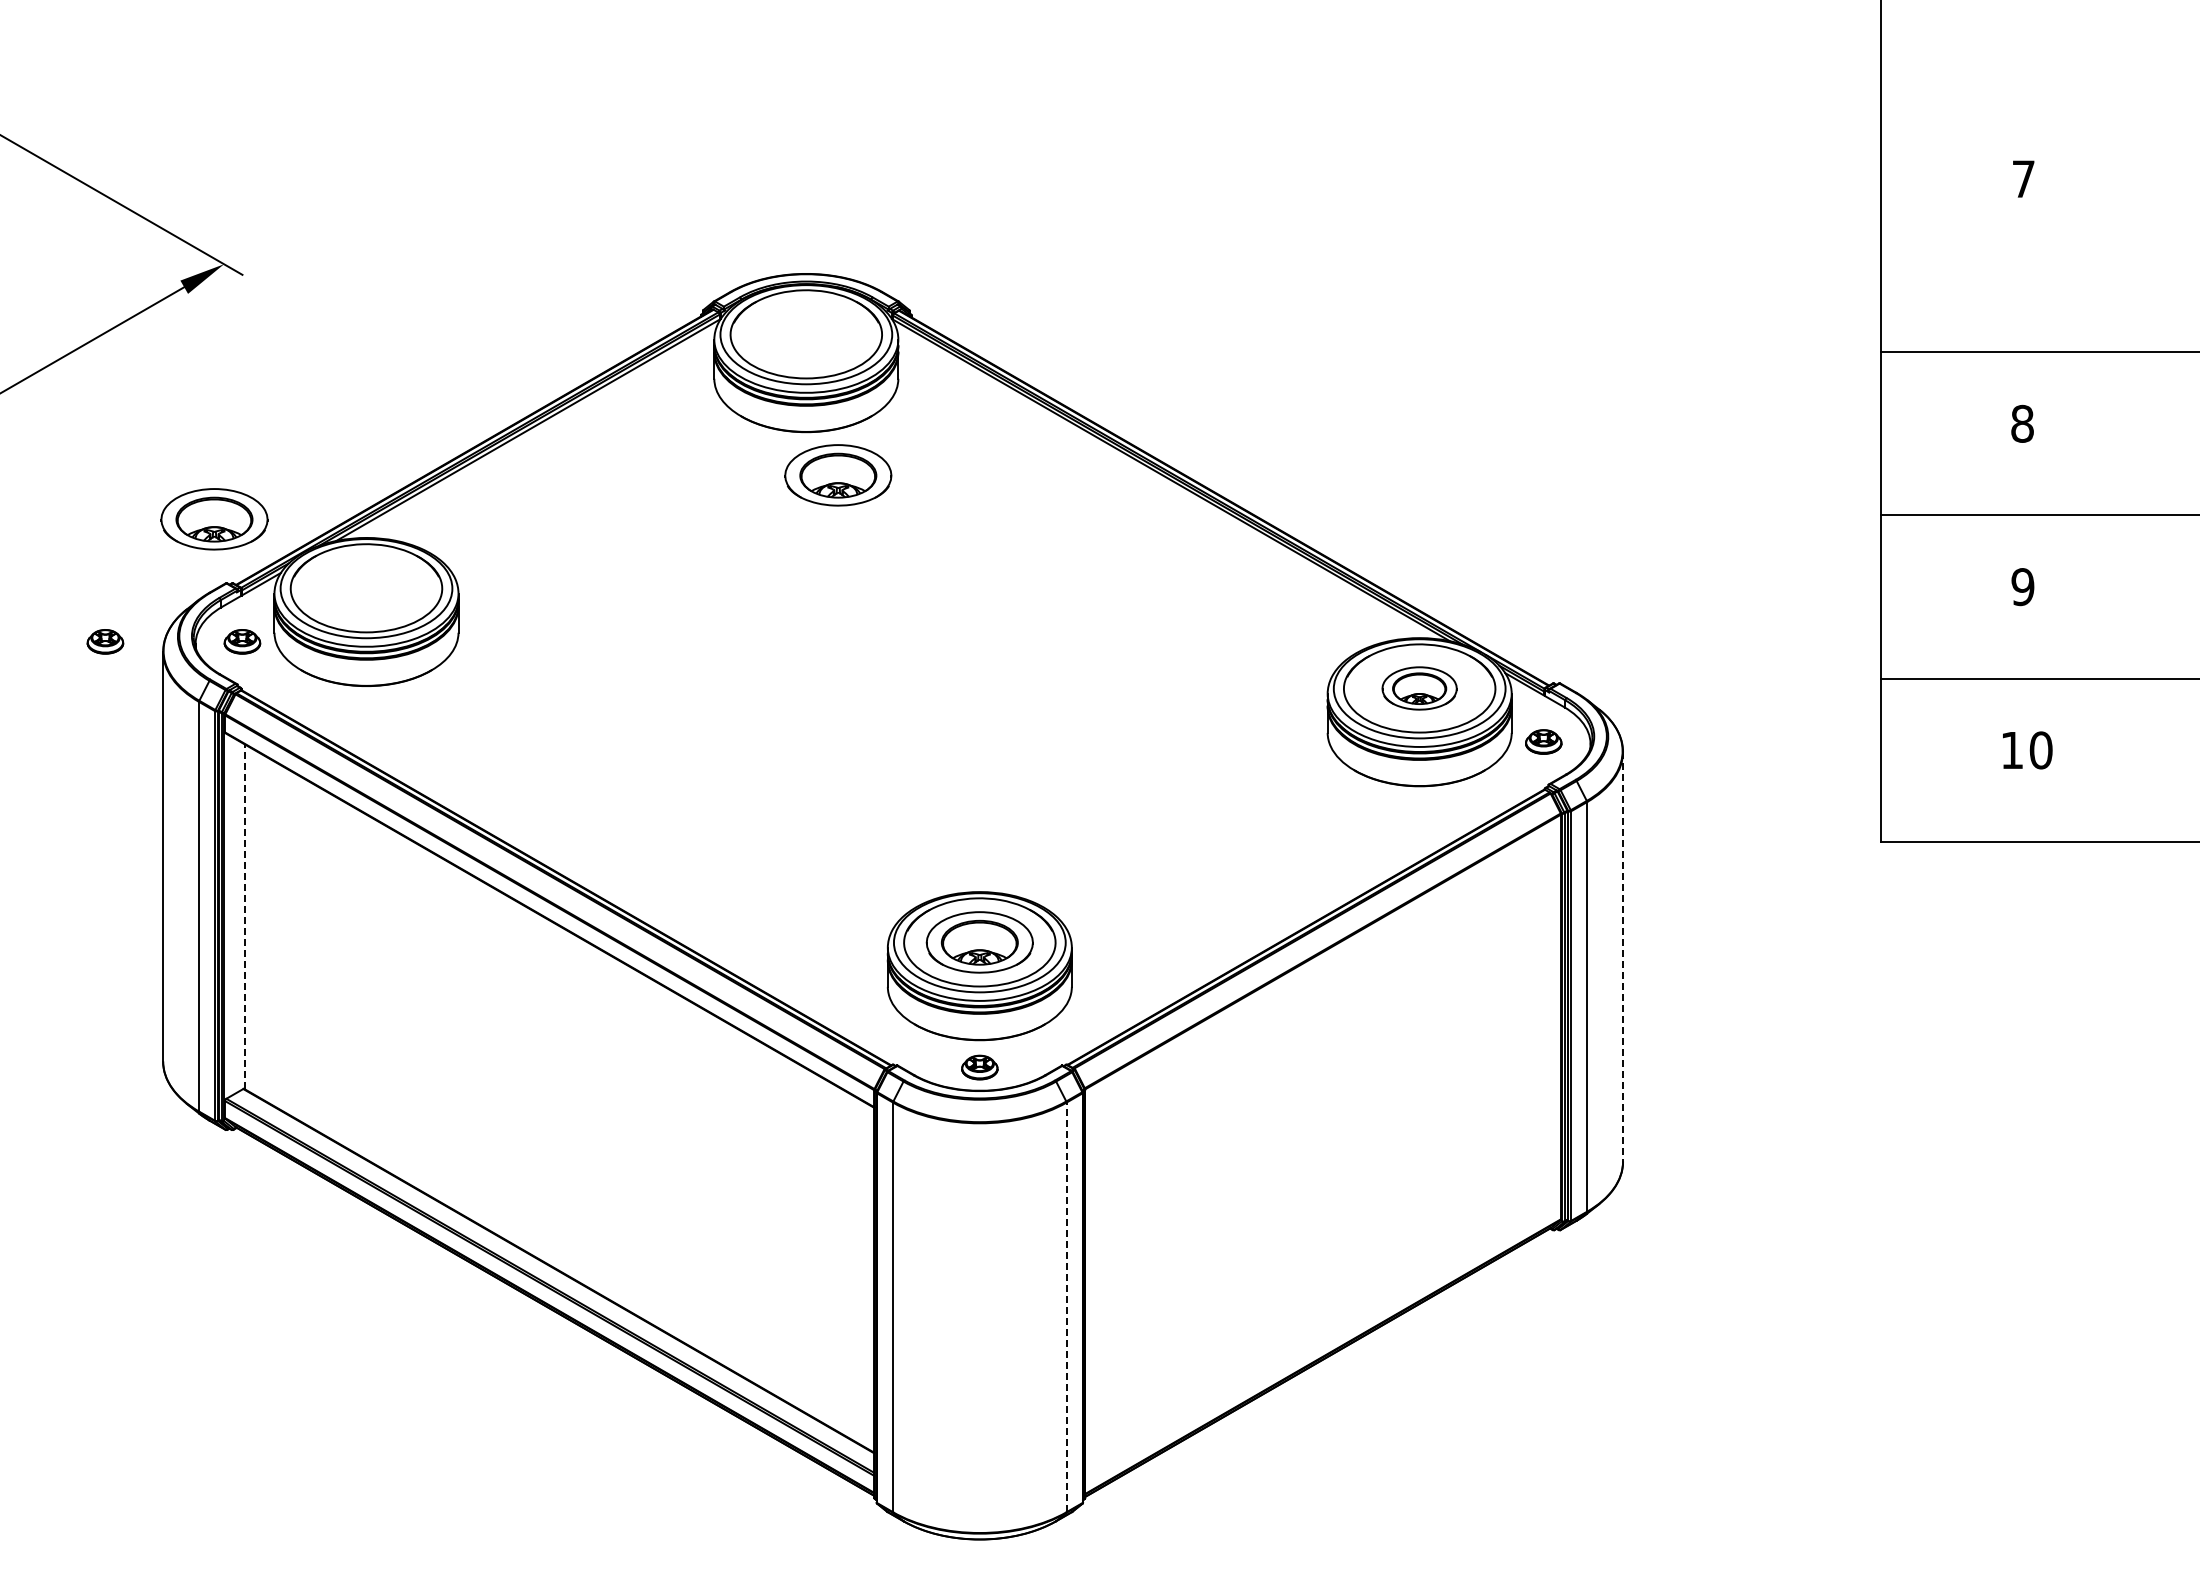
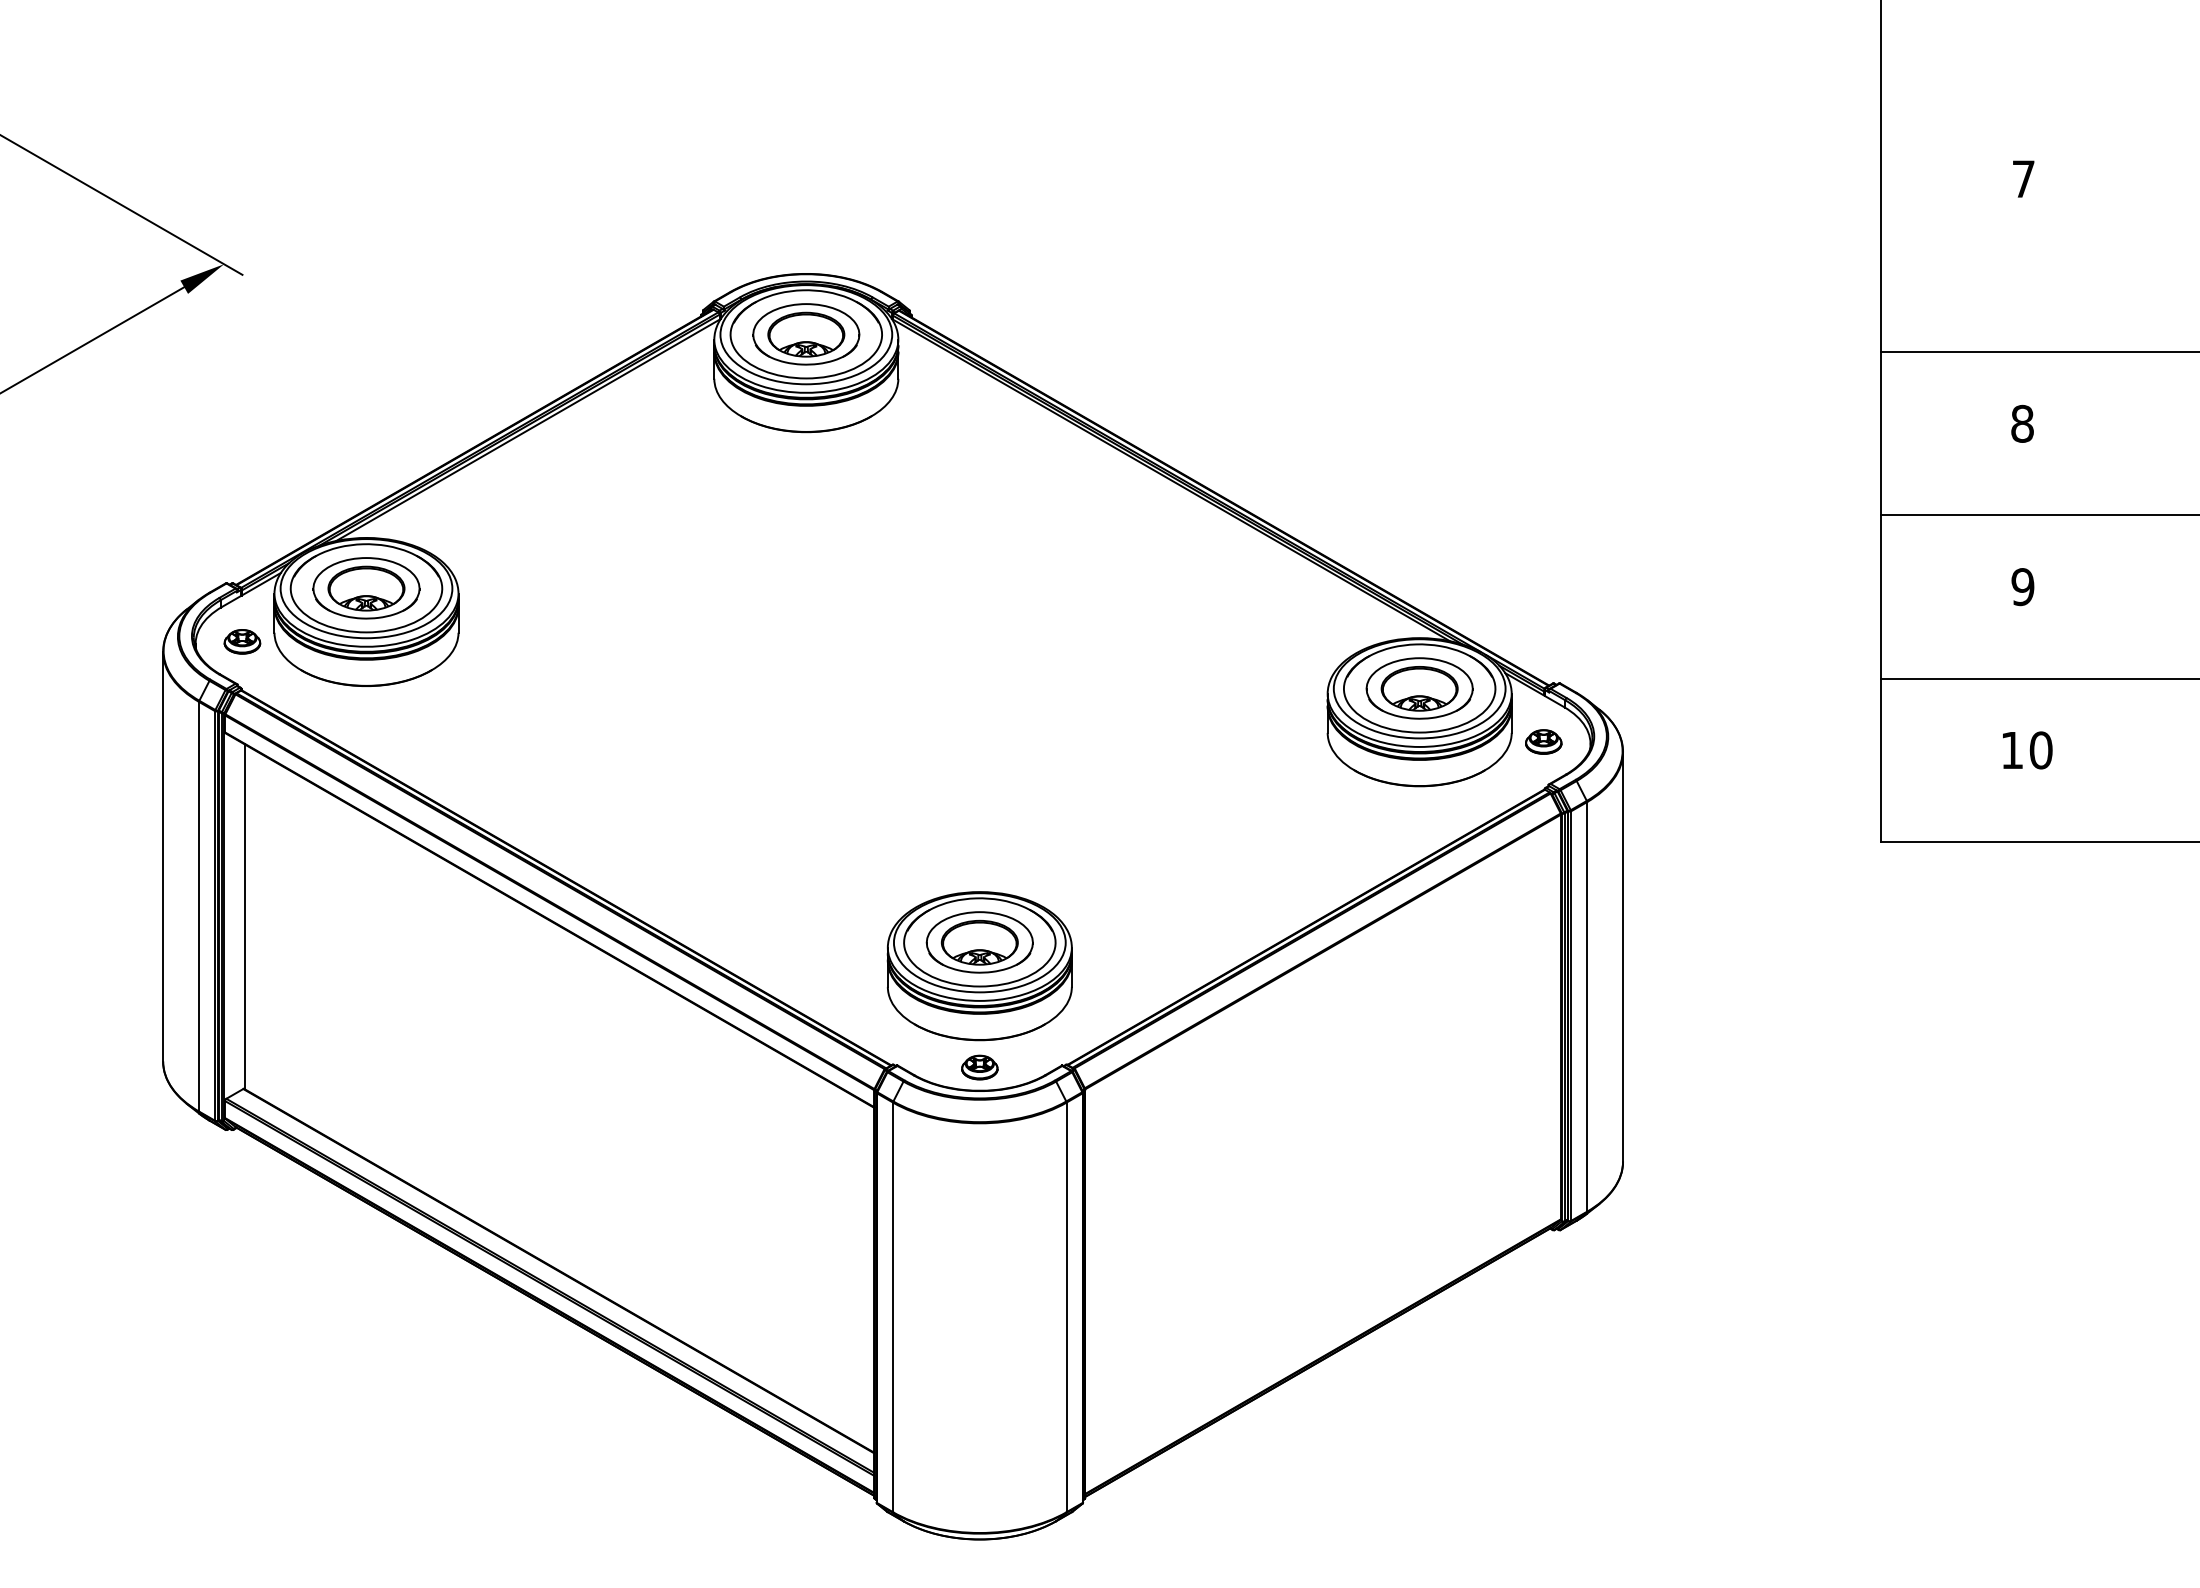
part position: (838, 475) -> (806, 334) (806, 334)
part position: (214, 519) -> (366, 588) (366, 588)
part: present -> none (105, 641)
part size: 77x45 px -> 109x63 px (1419, 688)
line: dashed -> solid (244, 916)
line: dashed -> solid (1623, 956)
line: dashed -> solid (1066, 1307)
